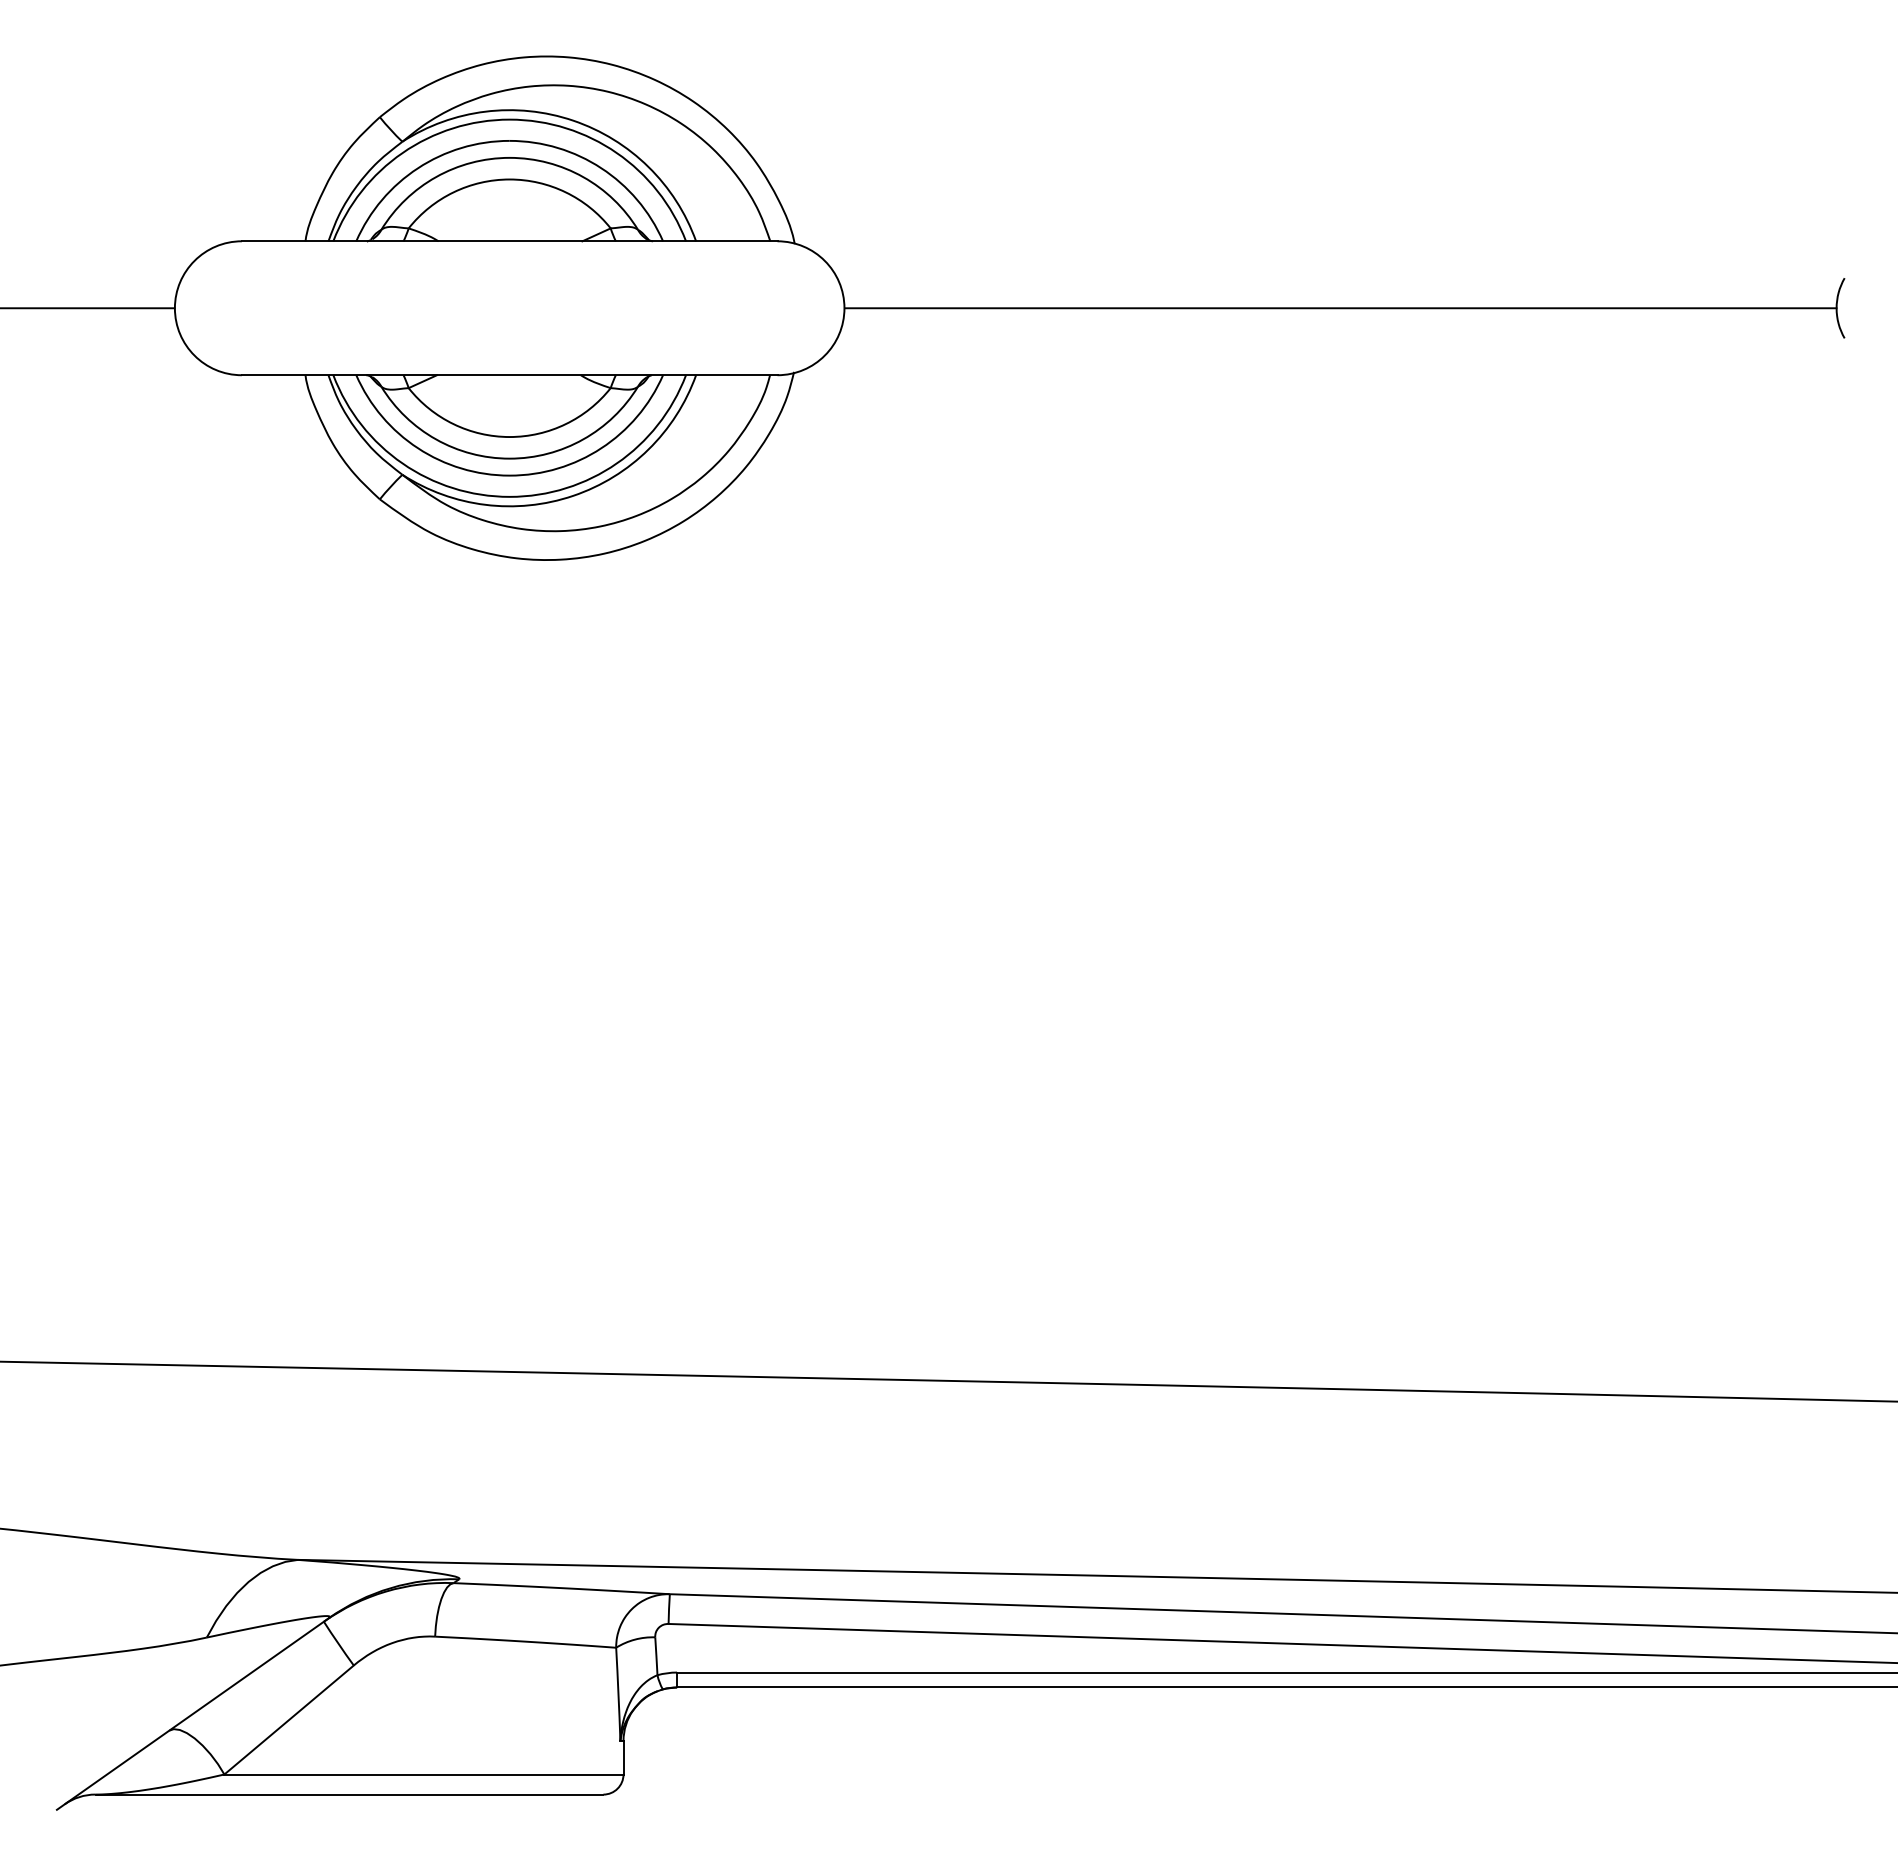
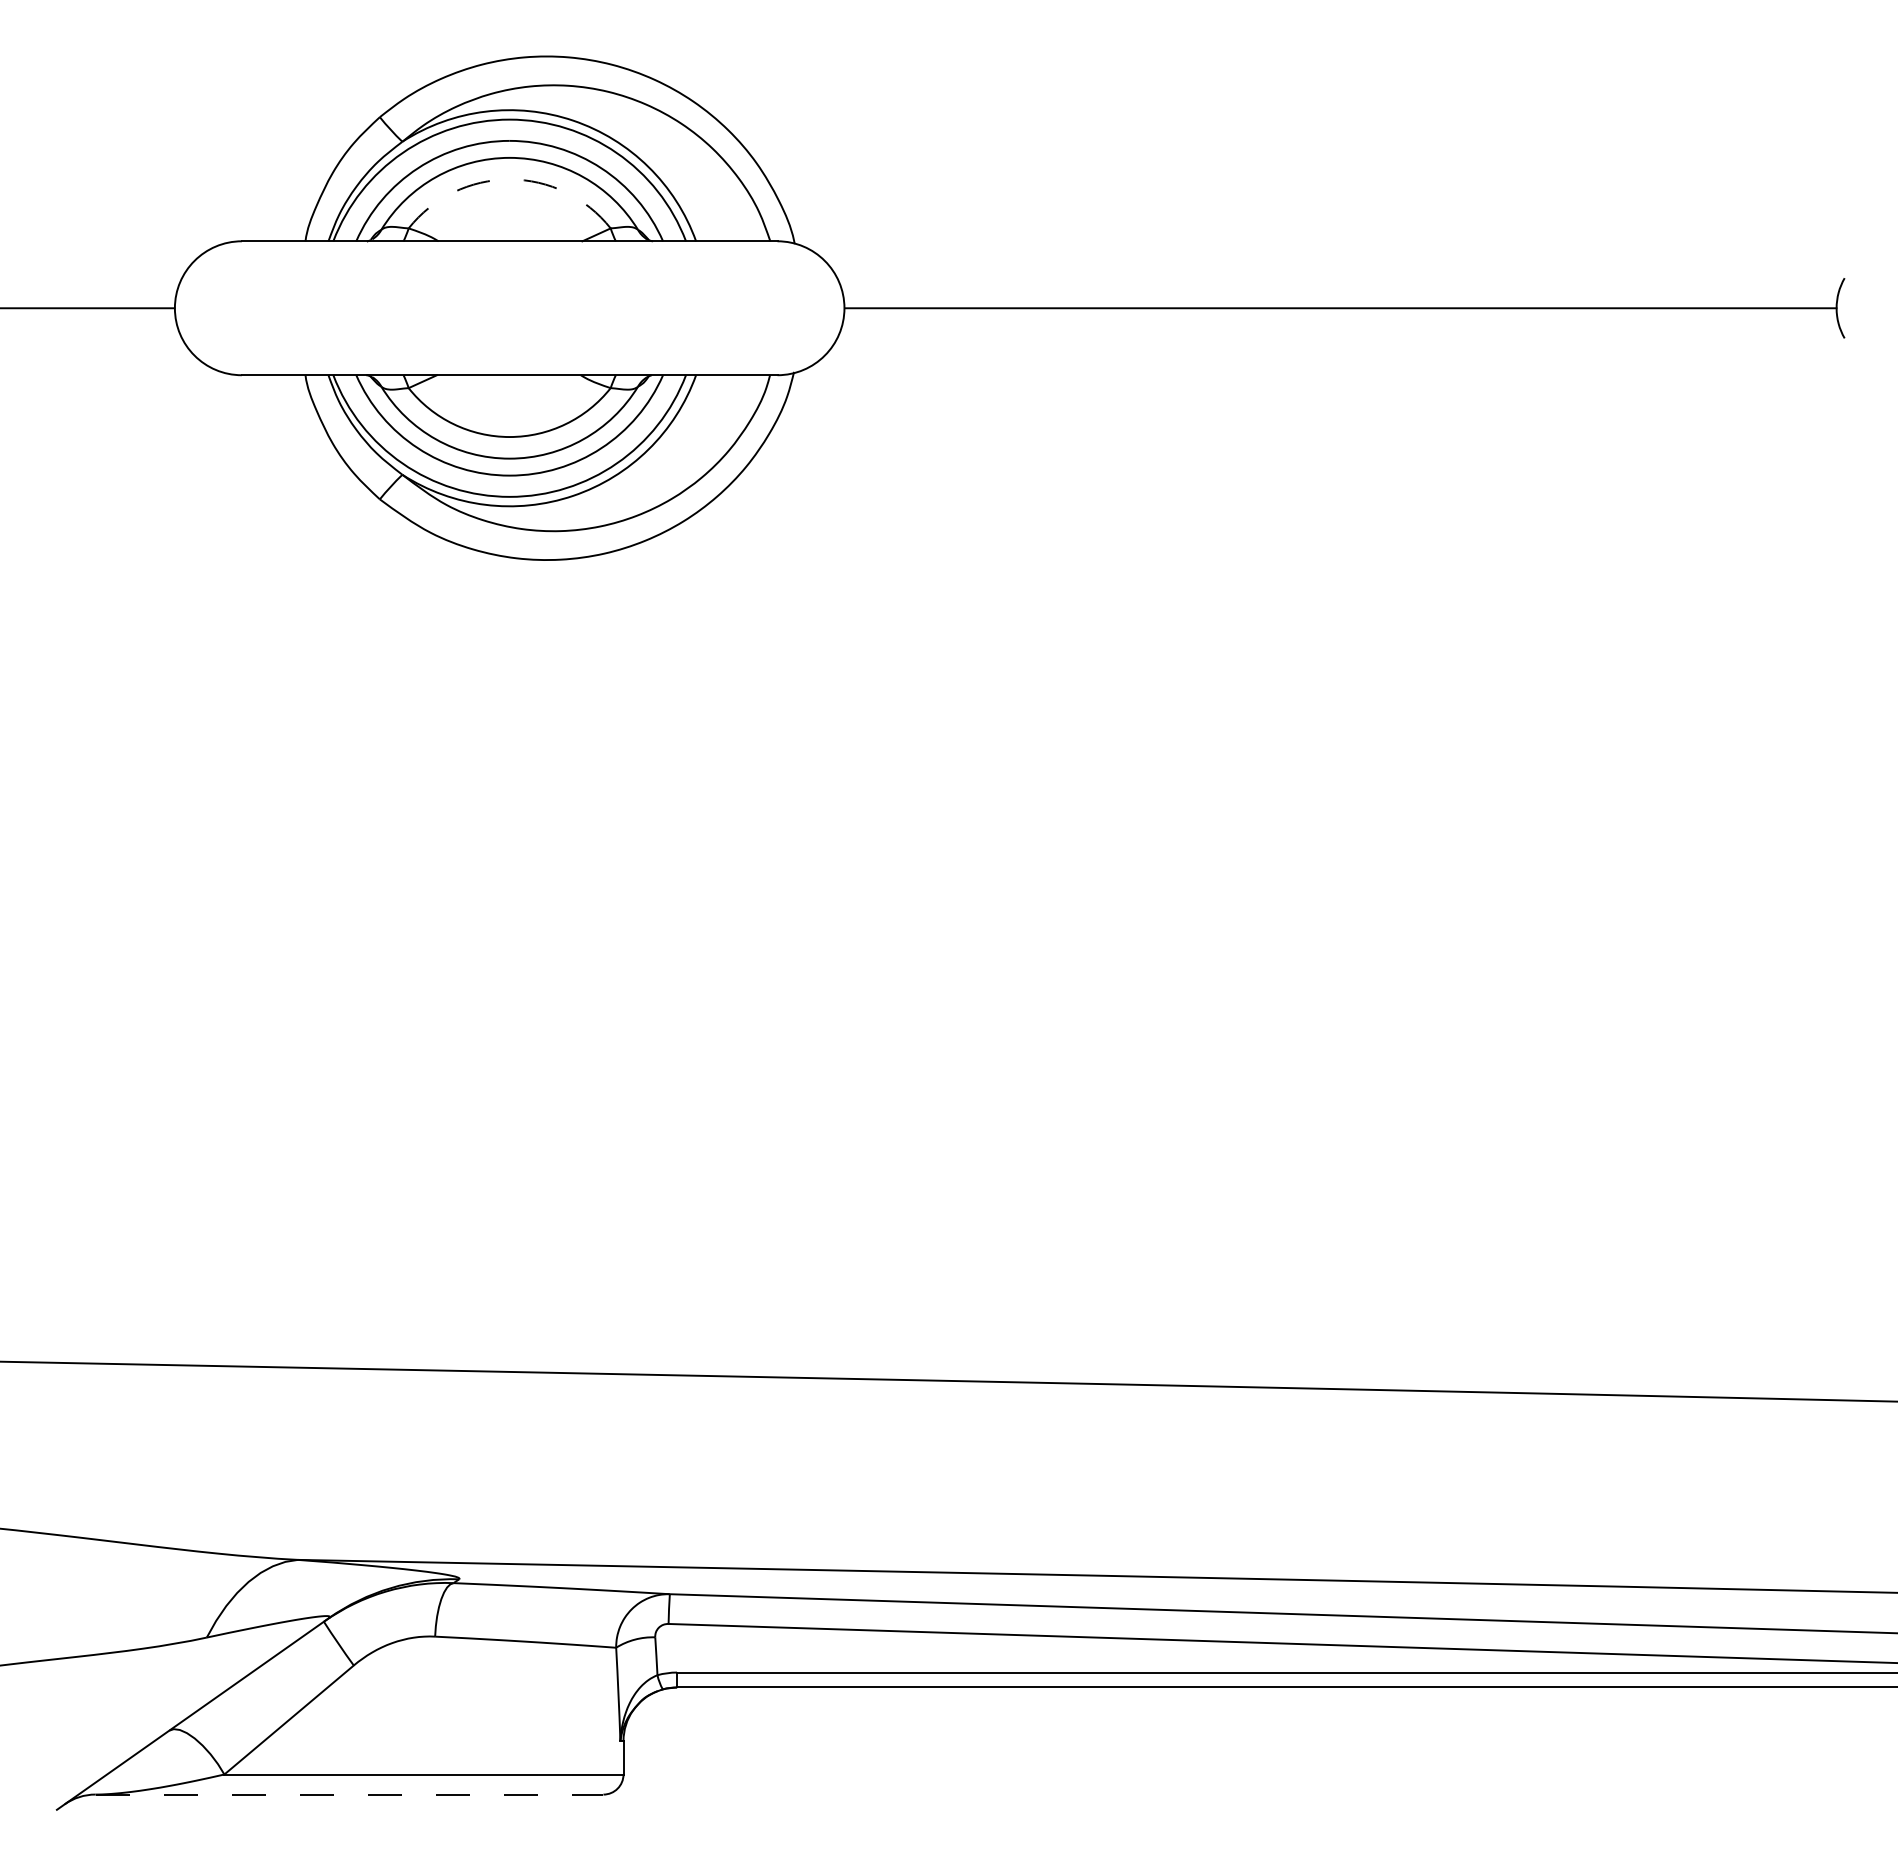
arc: solid -> dashed (509, 179)
line: solid -> dashed (349, 1794)
